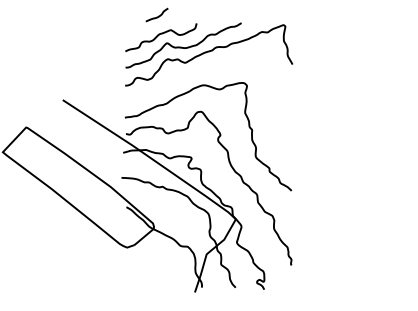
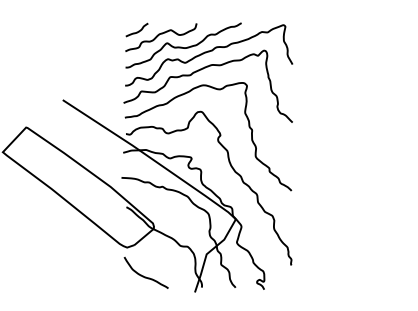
curve position: (156, 16) -> (136, 31) (136, 31)
curve: none -> present (199, 71)
curve: none -> present (143, 275)
